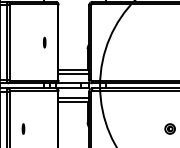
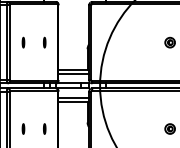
part: none -> present (23, 42)
part: none -> present (169, 42)
part: none -> present (44, 128)
